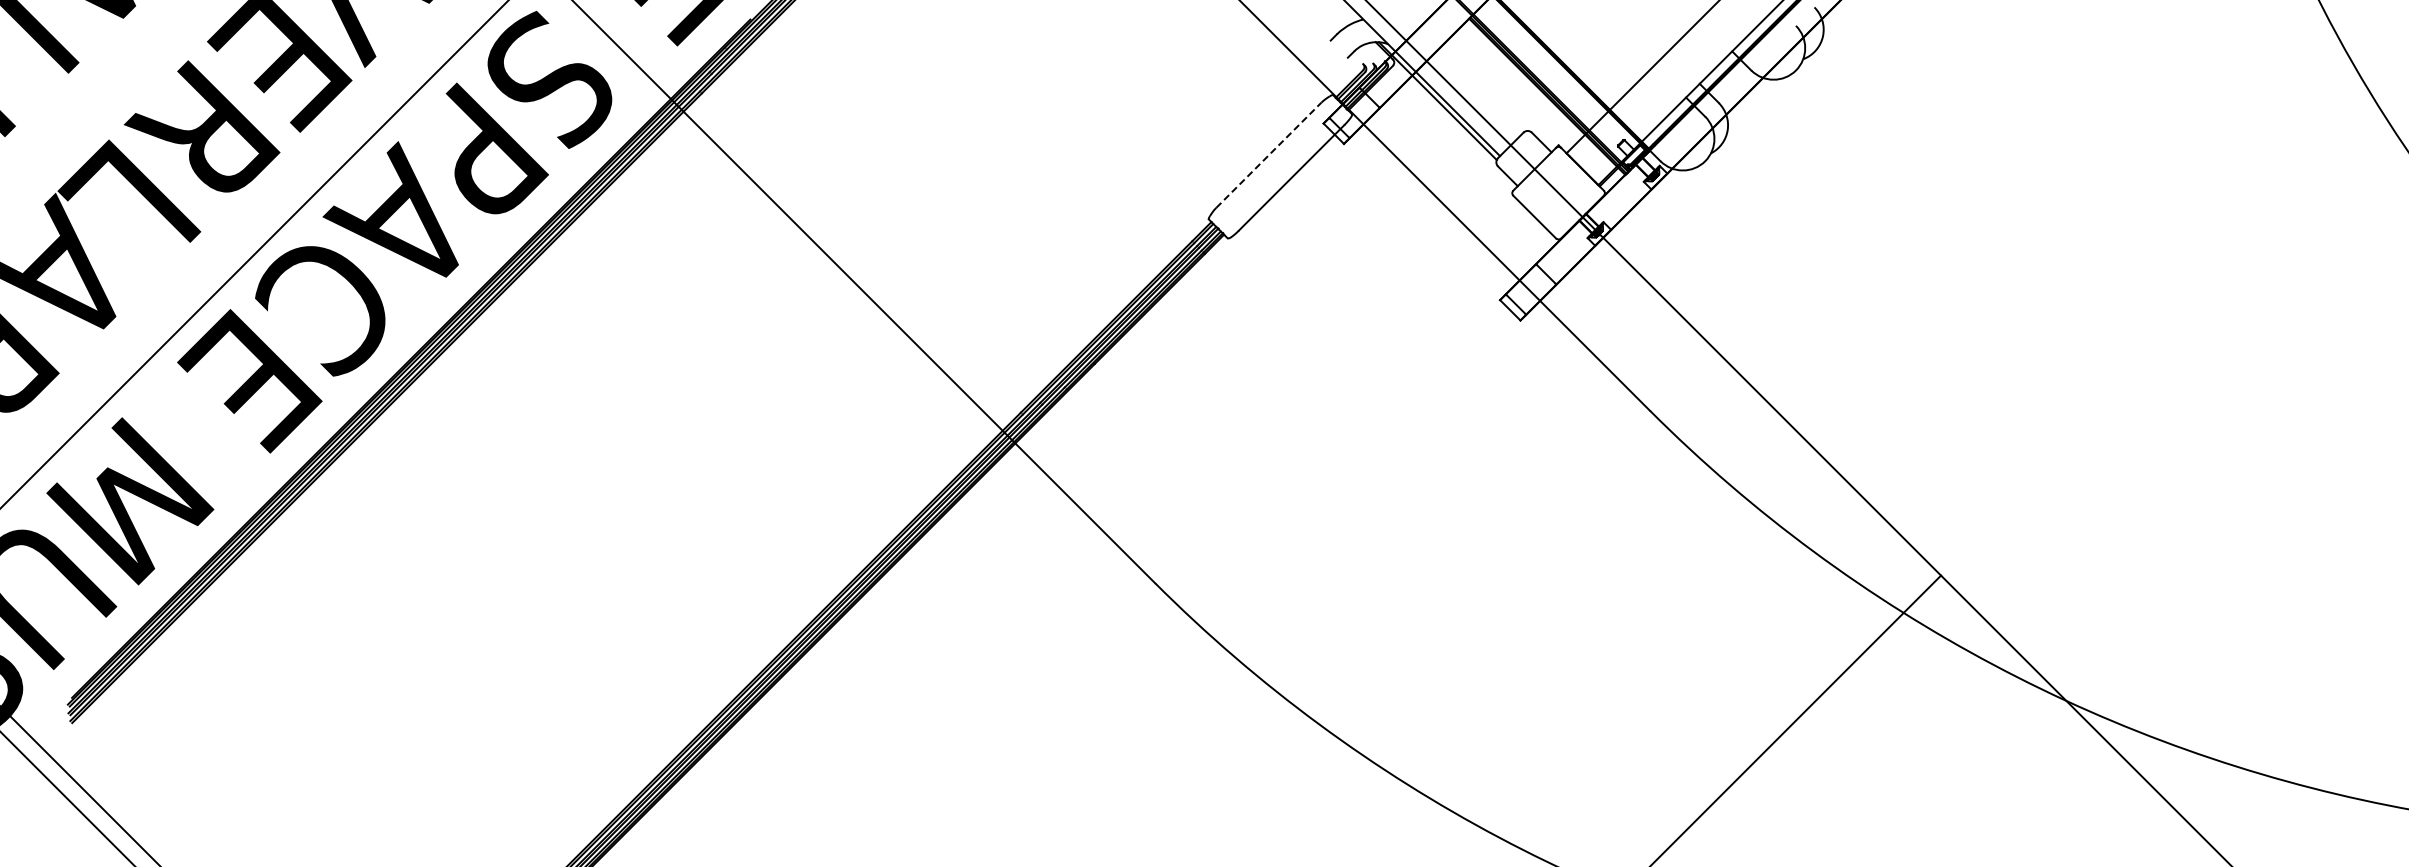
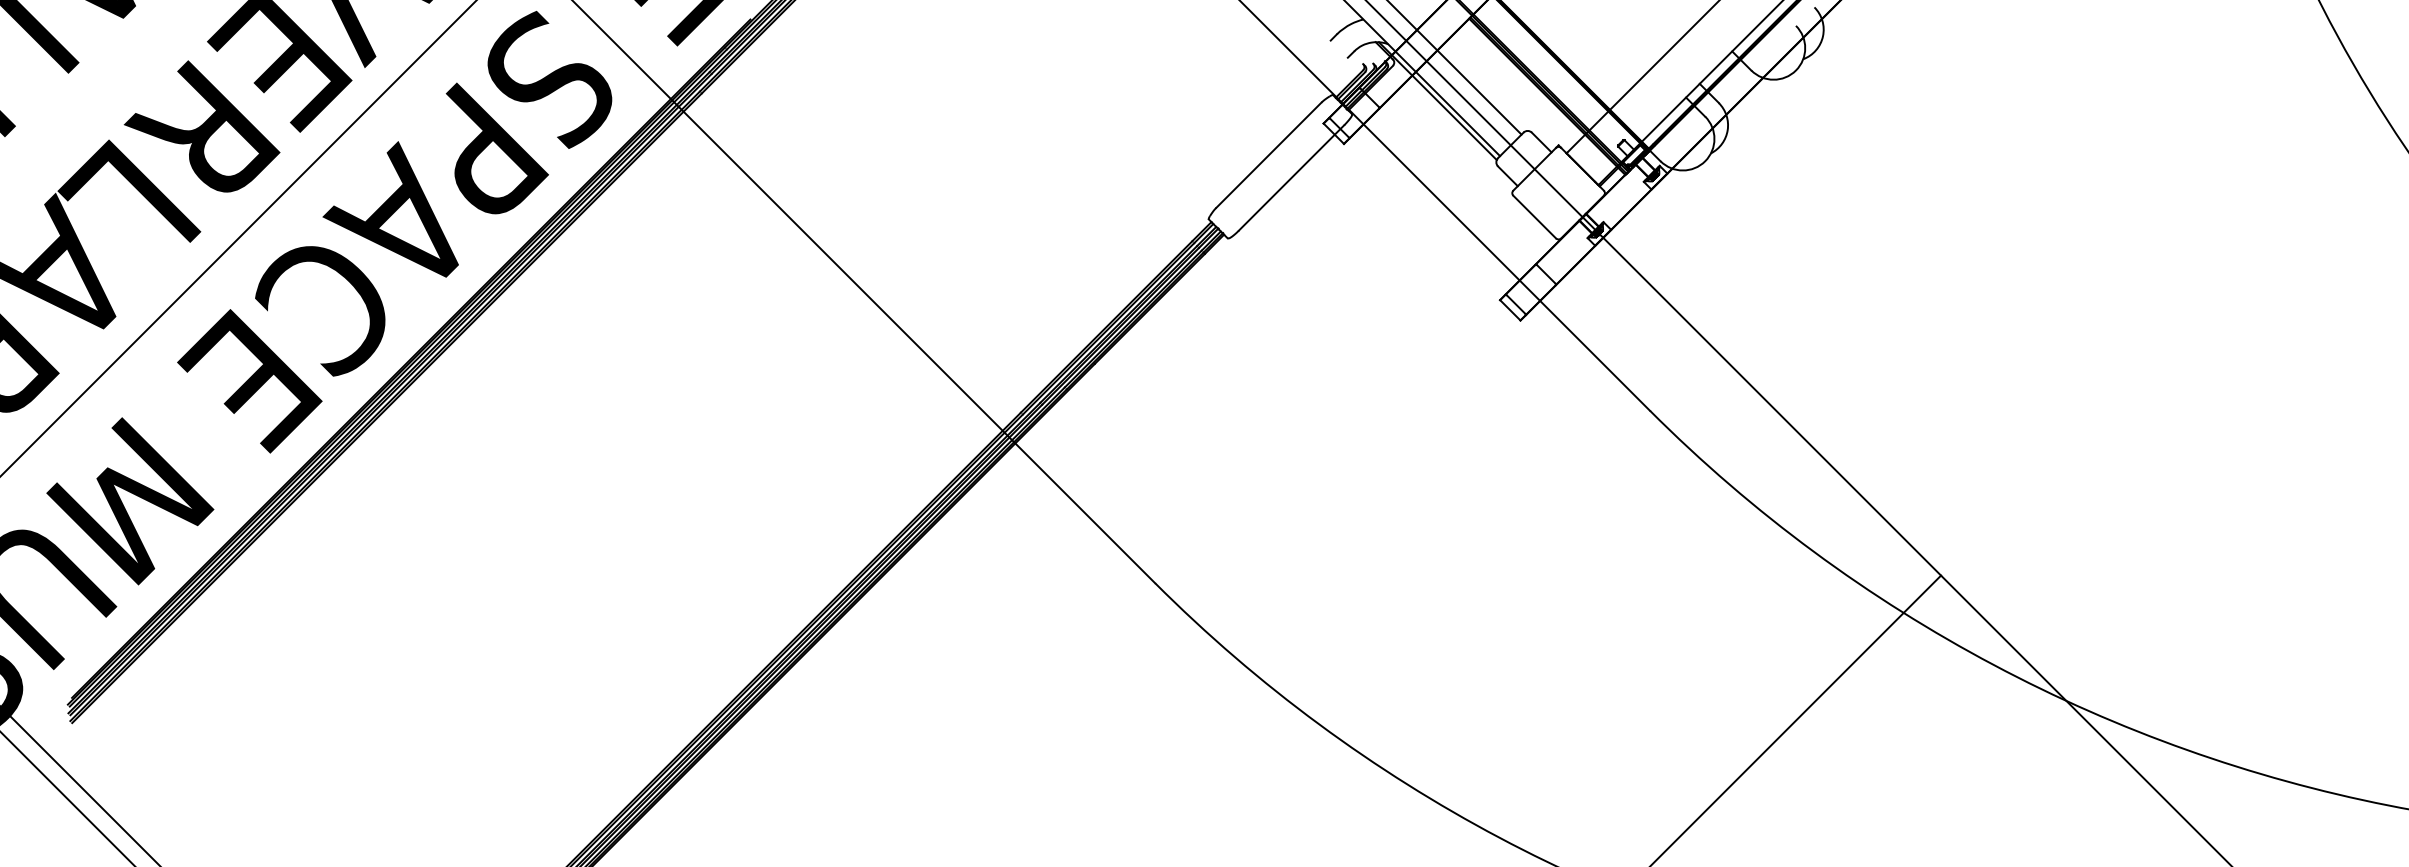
line: none -> present (1455, 68)
line: dashed -> solid (1269, 154)
line position: (254, 254) -> (238, 238) (238, 238)
